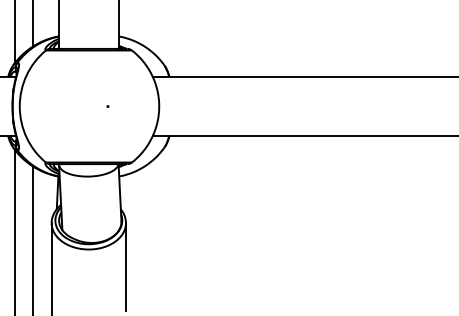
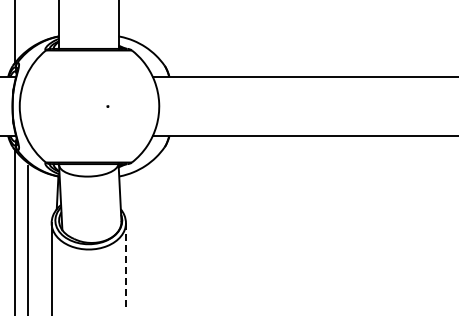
line: present -> none (32, 24)
line position: (32, 239) -> (27, 239) (27, 239)
line: solid -> dashed (125, 267)
